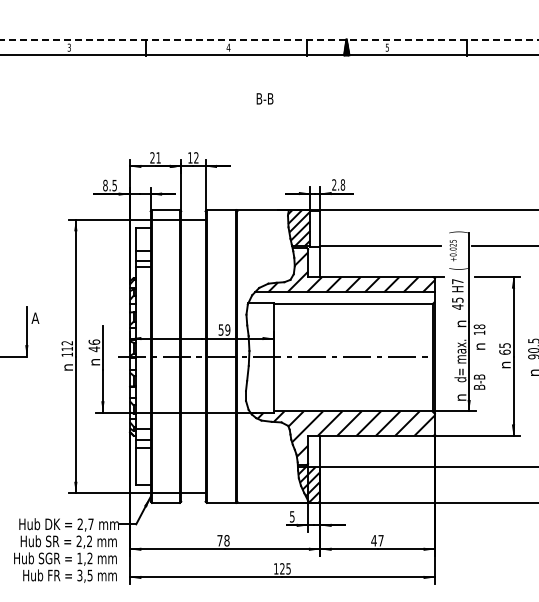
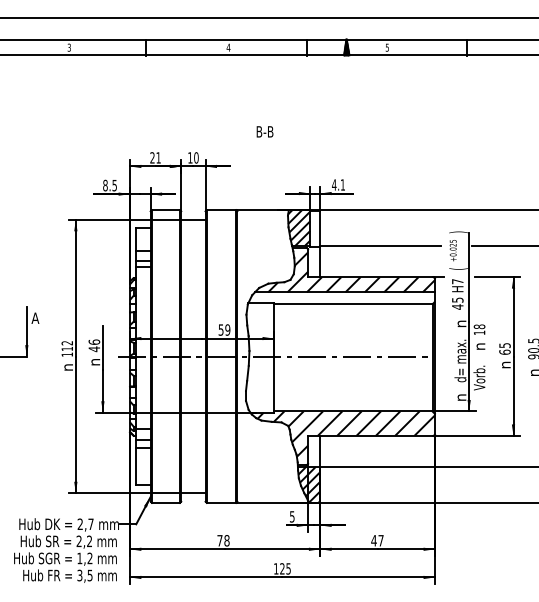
line: none -> present (268, 18)
line: dashed -> solid (269, 39)
text position: (264, 98) -> (264, 131) (264, 131)
text: 12 -> 10 (196, 157)
text: 2.8 -> 4.1 (338, 184)
text: B-B -> Vorb. (479, 377)
